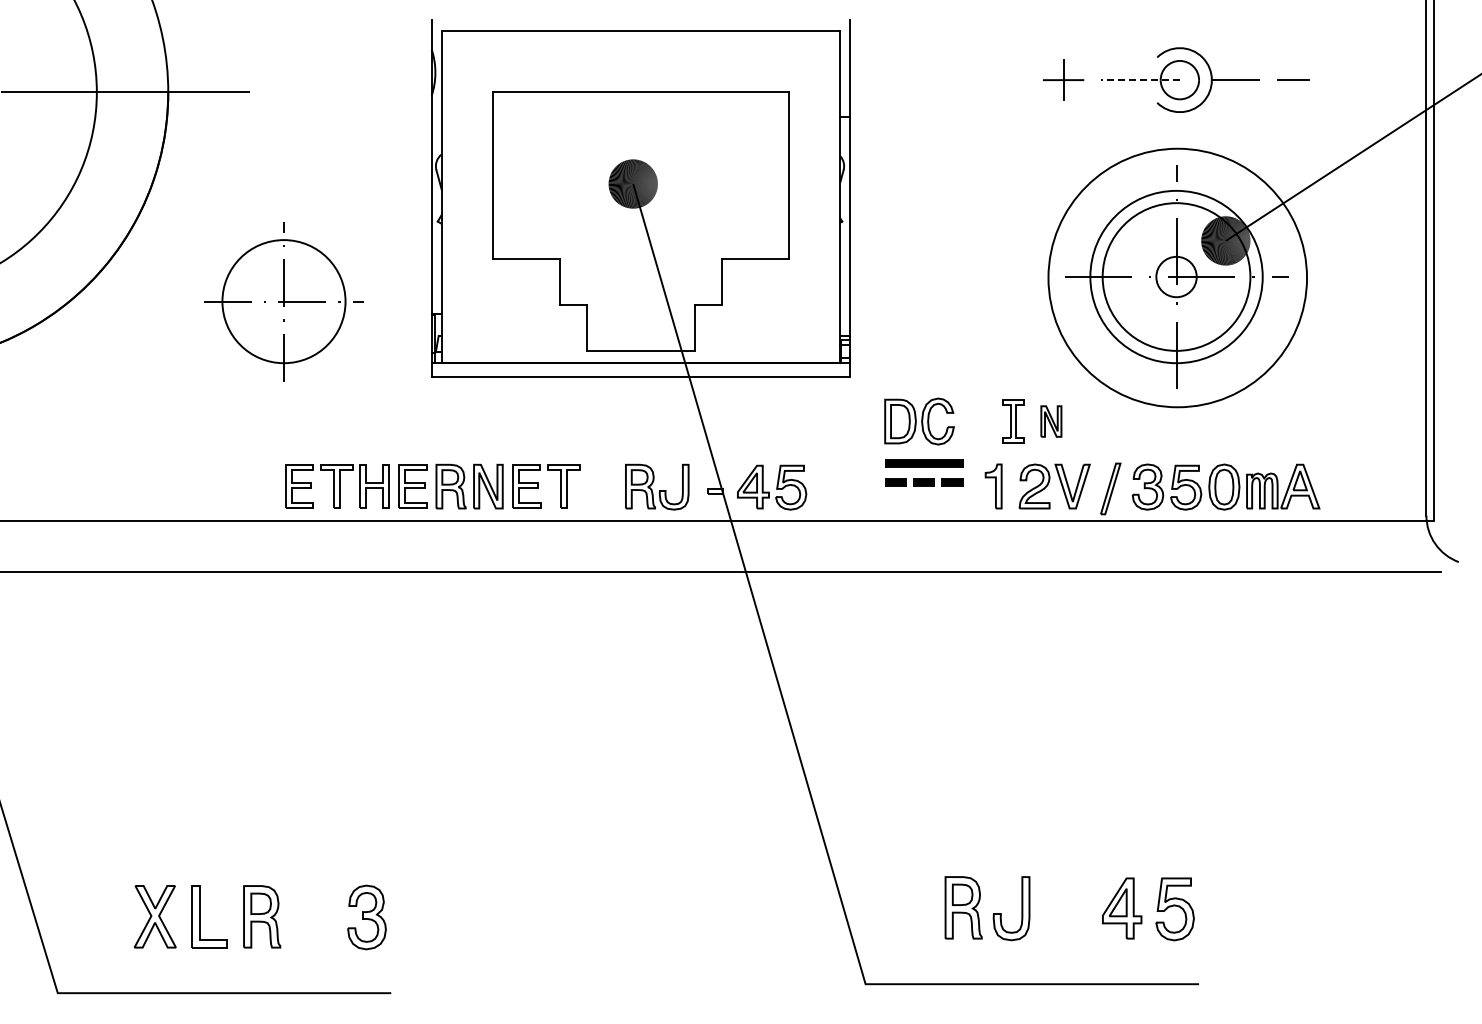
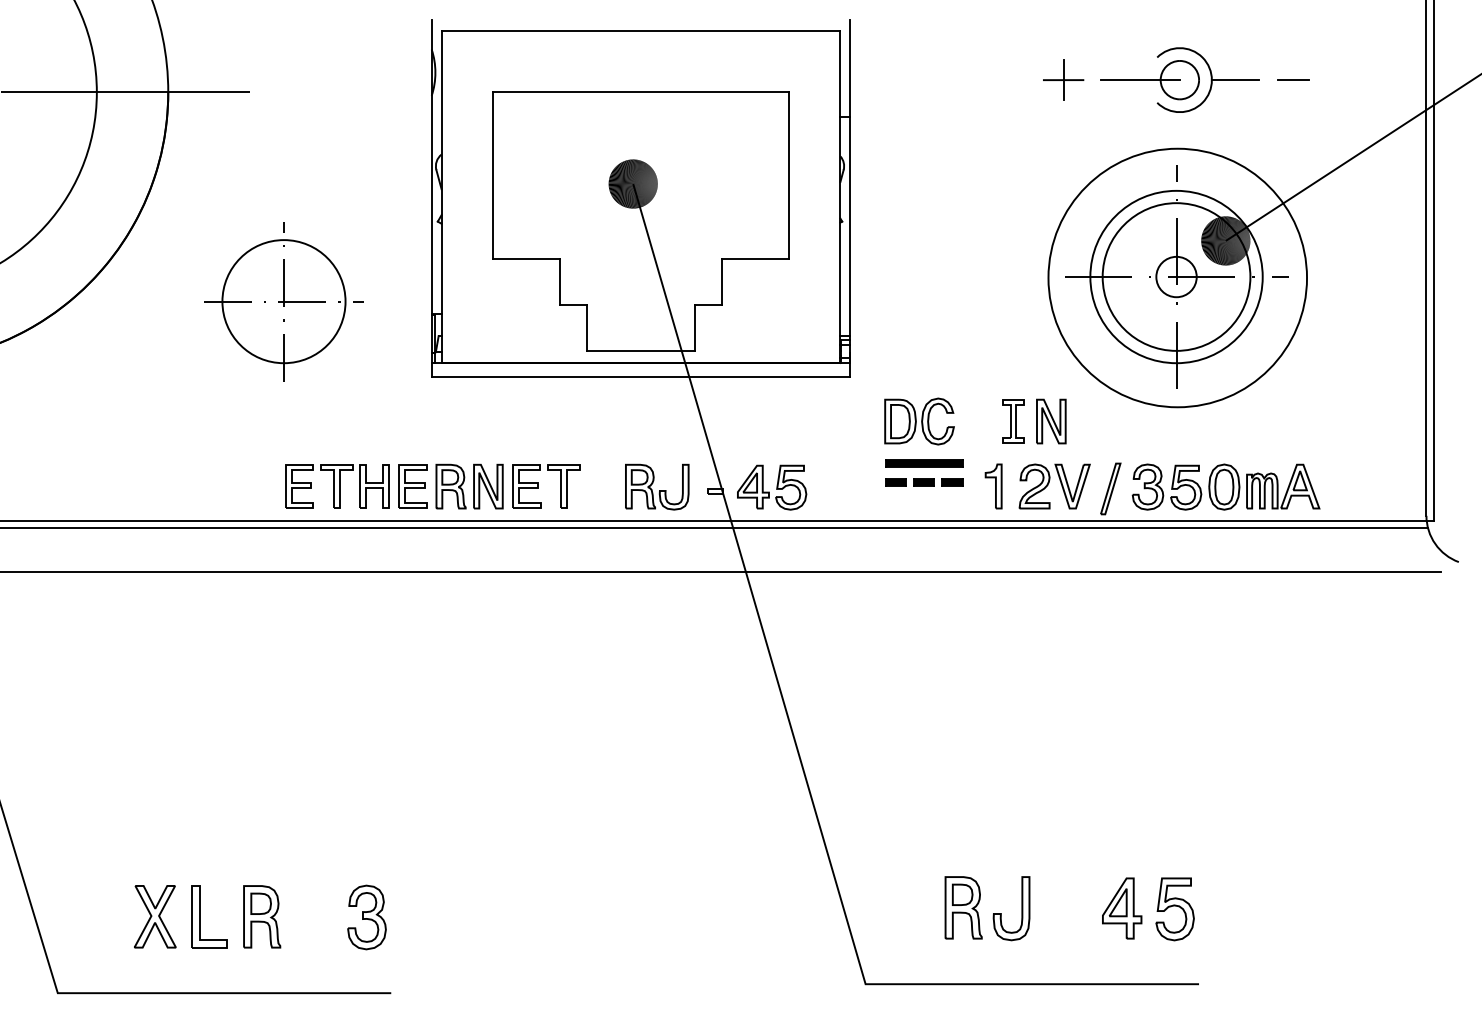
line: dashed -> solid (1140, 80)
part size: 23x33 px -> 31x47 px (1051, 421)
line: none -> present (715, 528)
